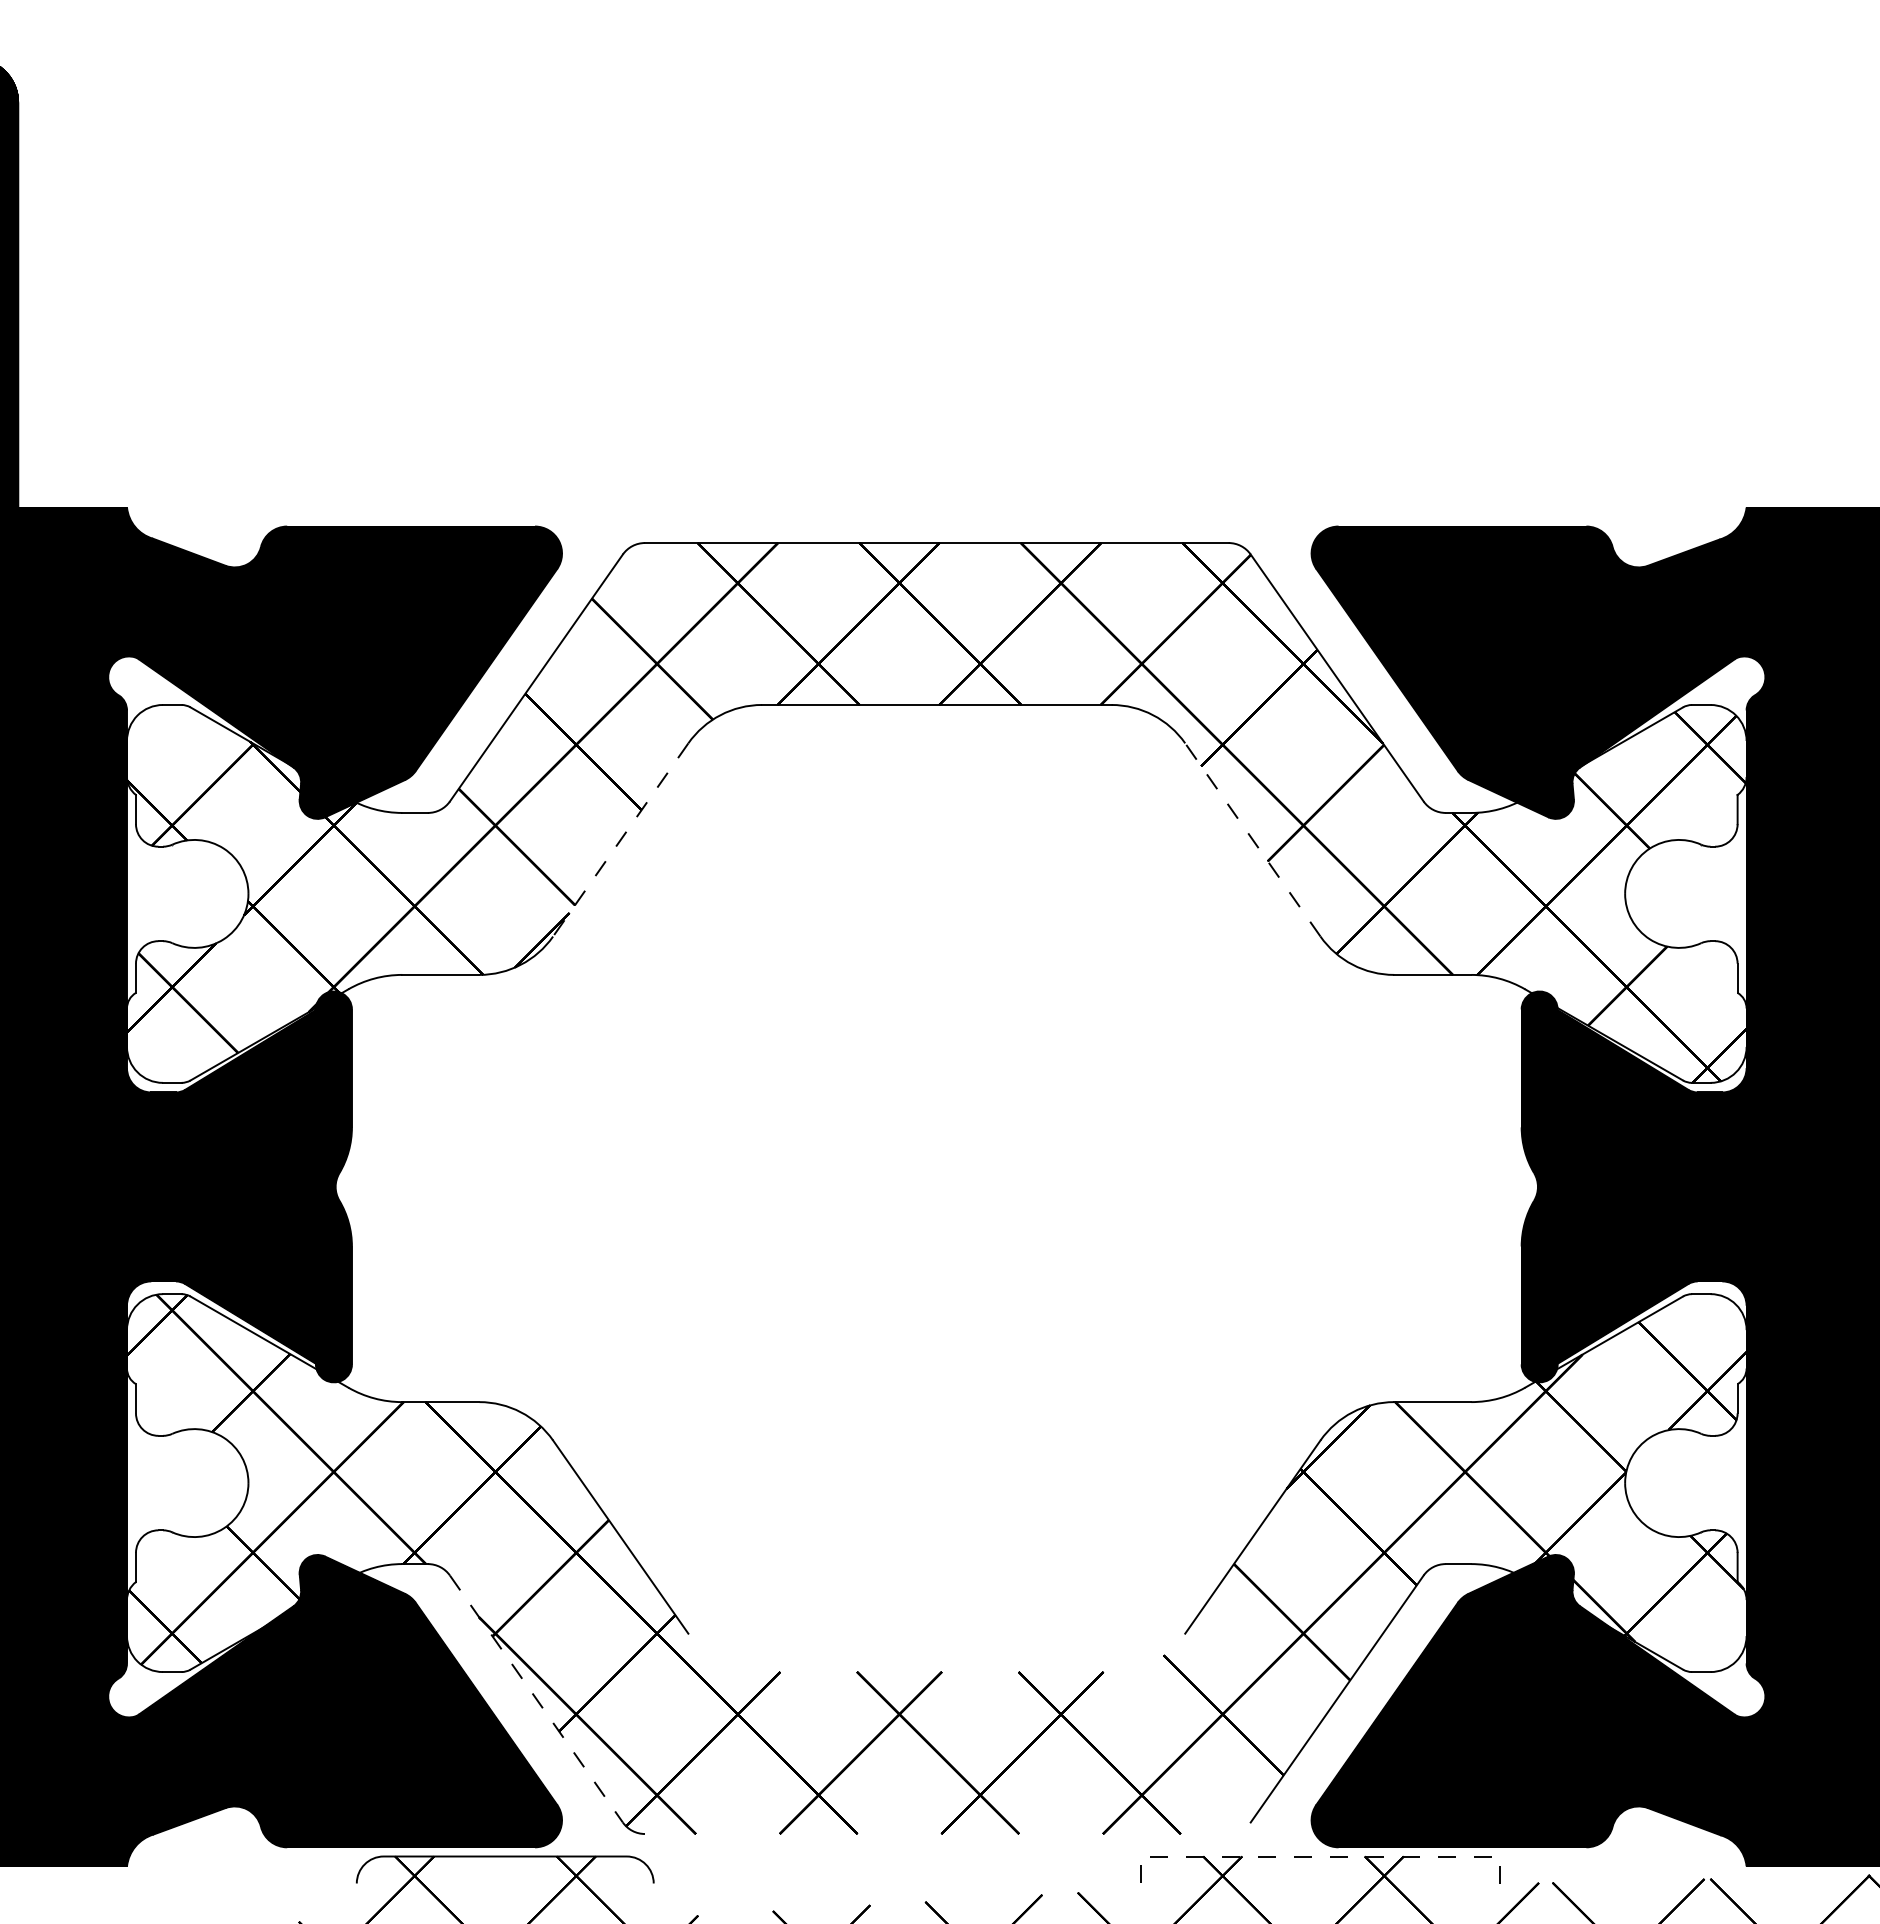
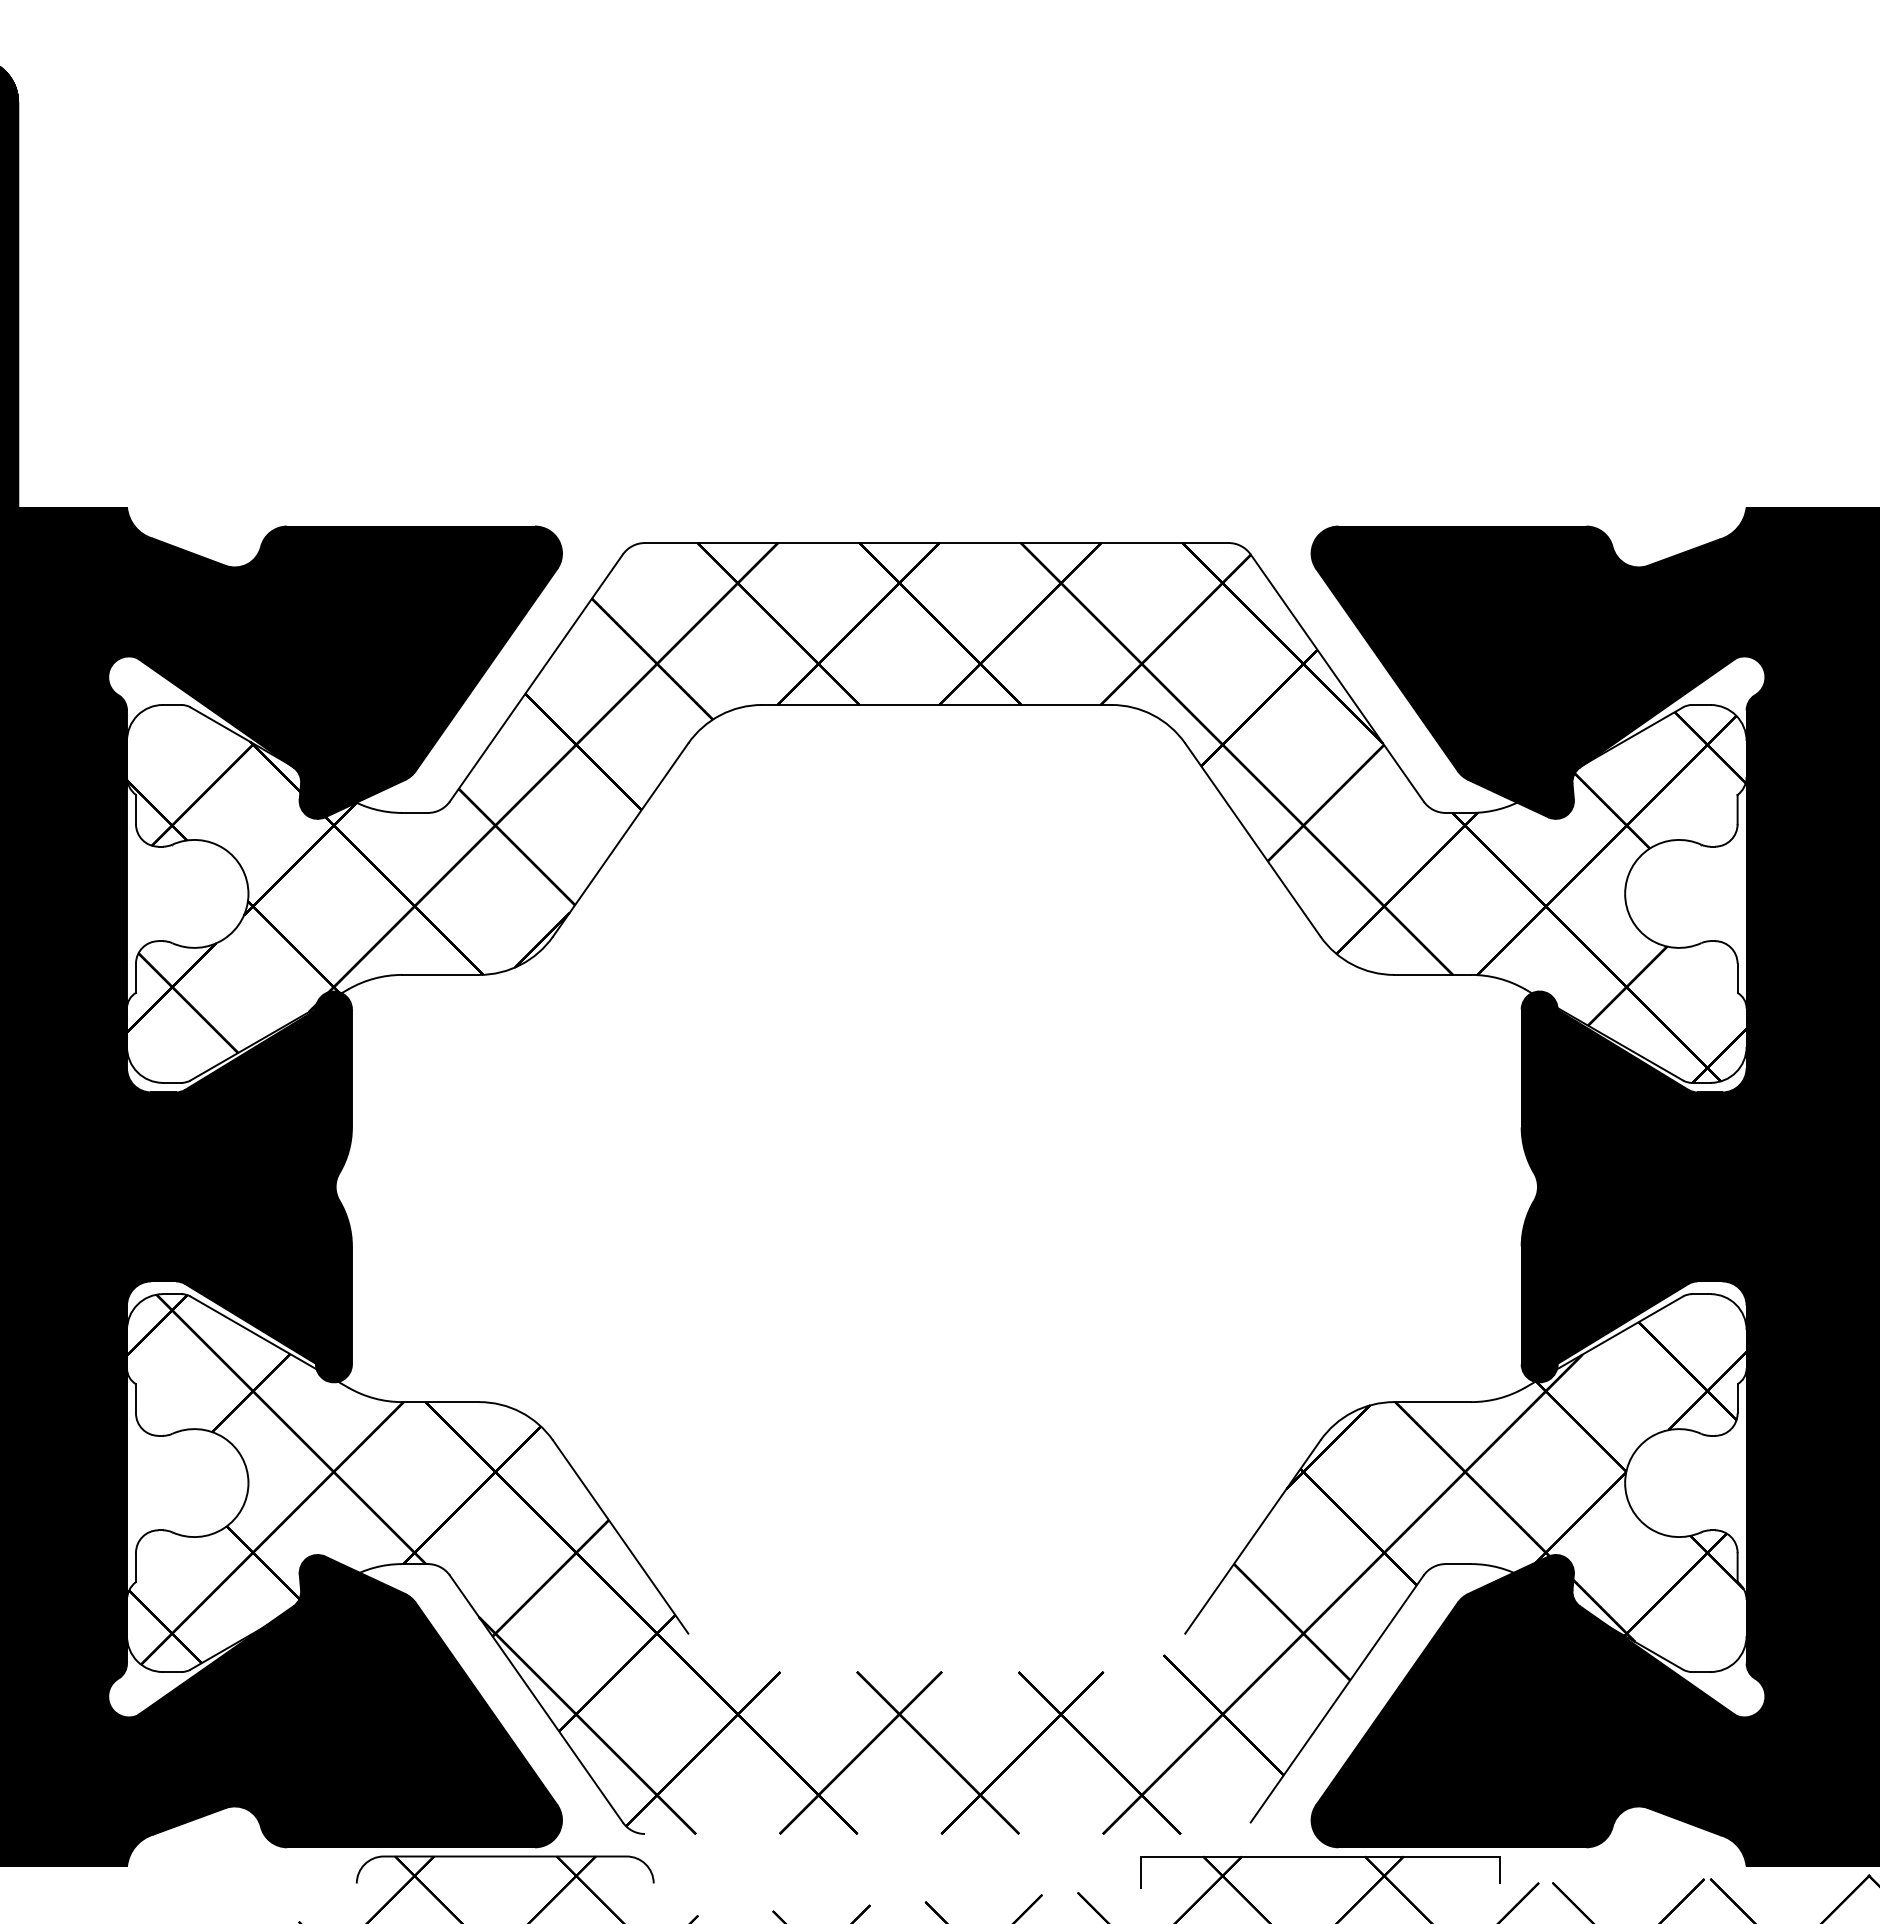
line: dashed -> solid (620, 839)
line: dashed -> solid (1252, 839)
line: dashed -> solid (536, 1699)
line: dashed -> solid (1317, 1856)
